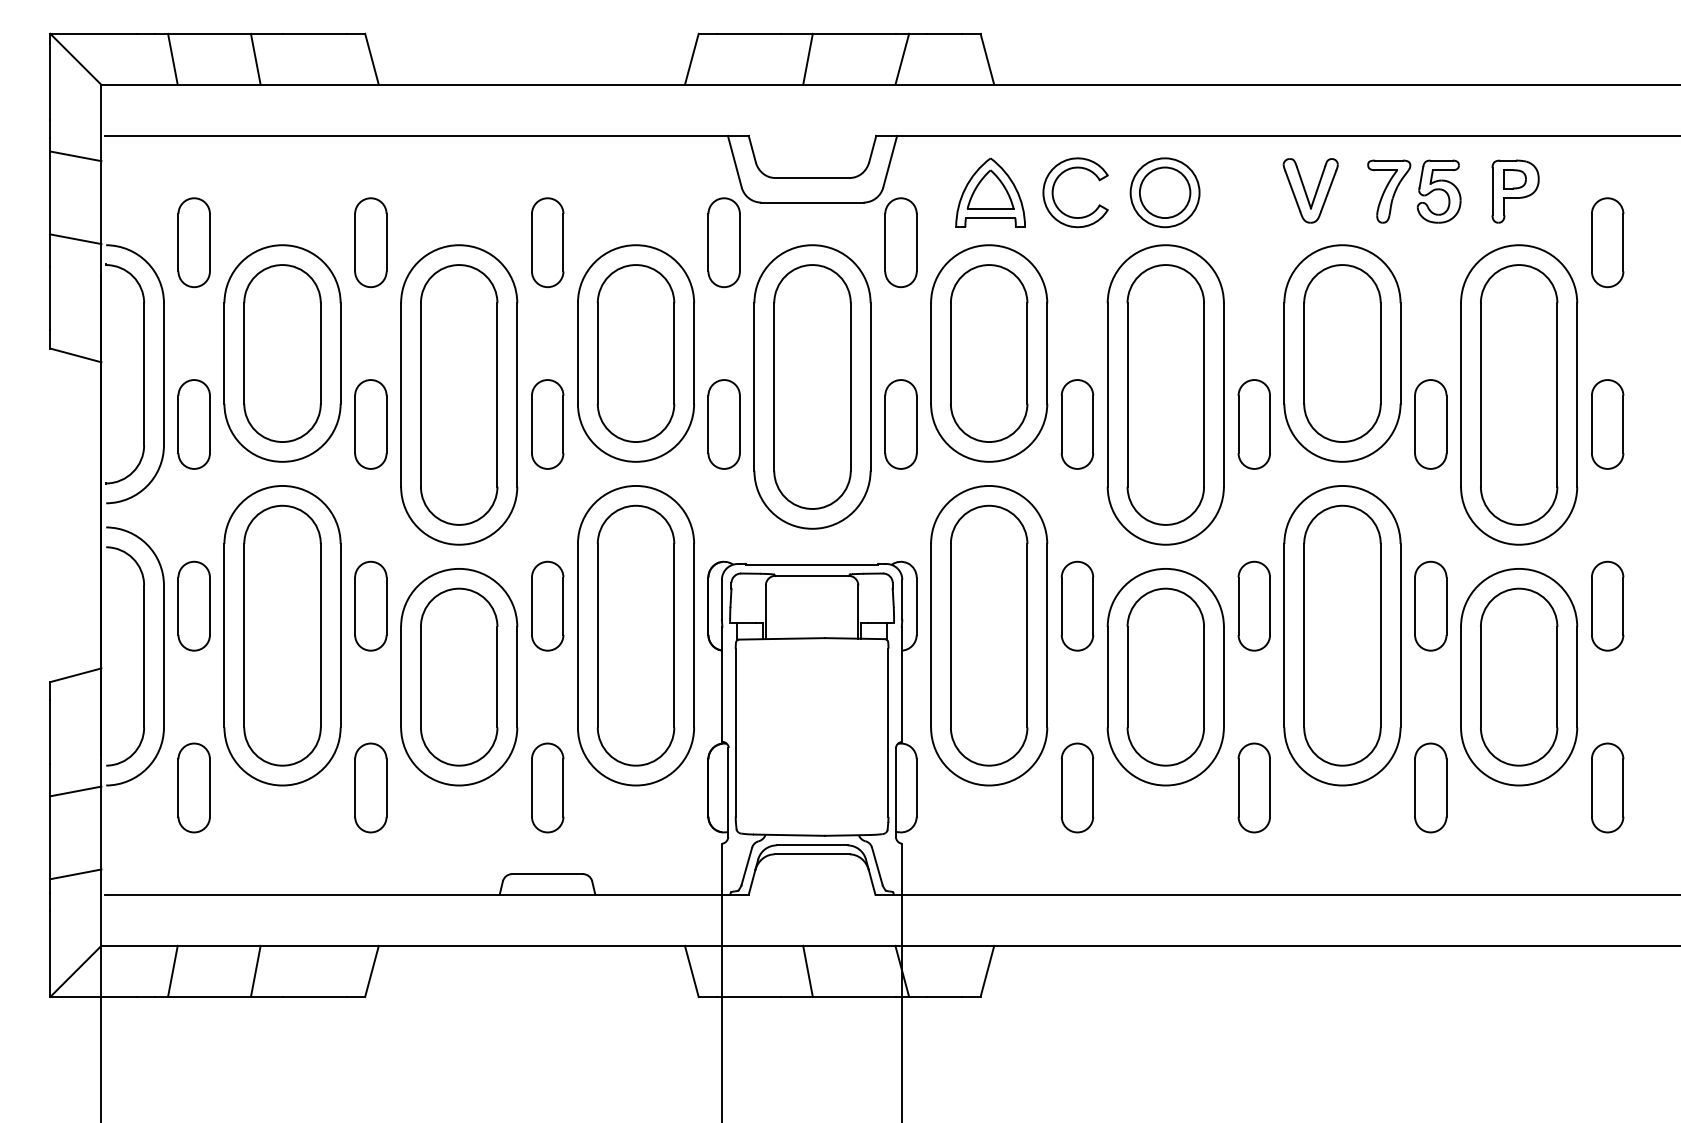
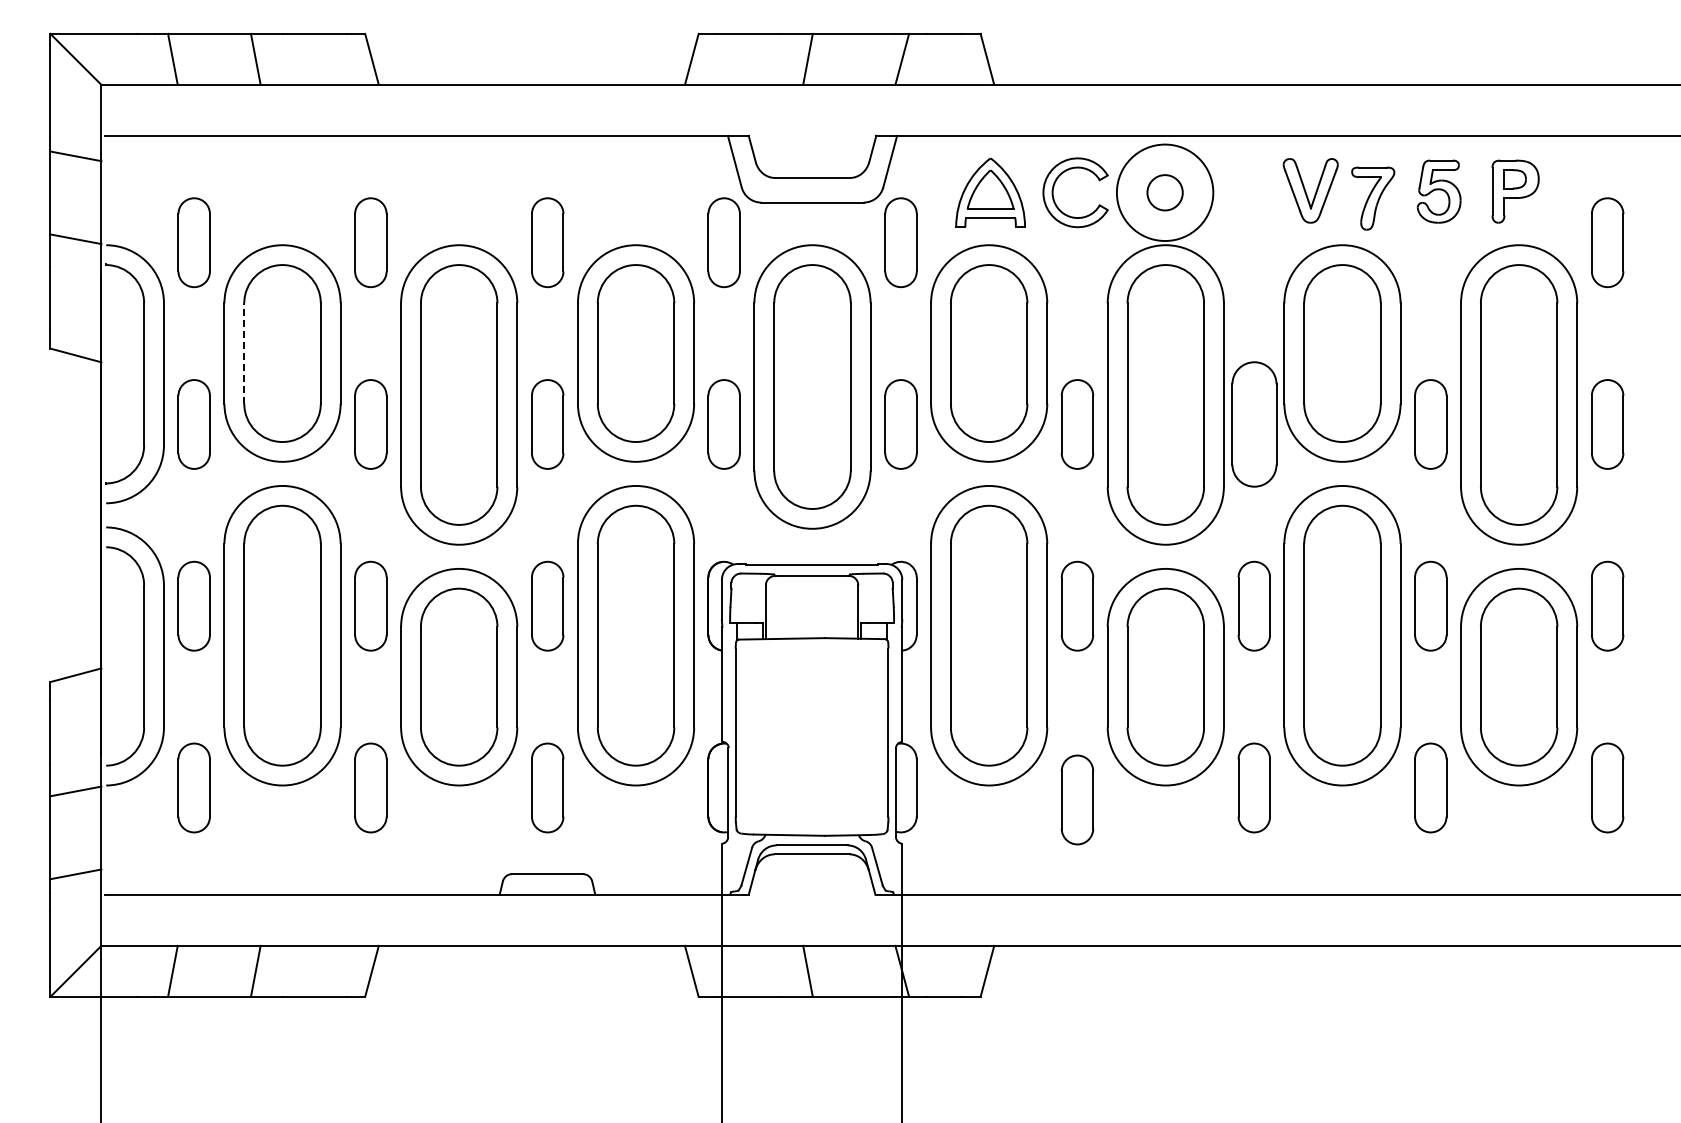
part position: (1389, 191) -> (1373, 198) (1373, 198)
circle diameter: 51 px -> 35 px (1164, 192)
circle diameter: 69 px -> 96 px (1164, 192)
line: solid -> dashed (244, 353)
part size: 34x91 px -> 47x127 px (1254, 424)
part position: (1077, 787) -> (1077, 799) (1077, 799)
